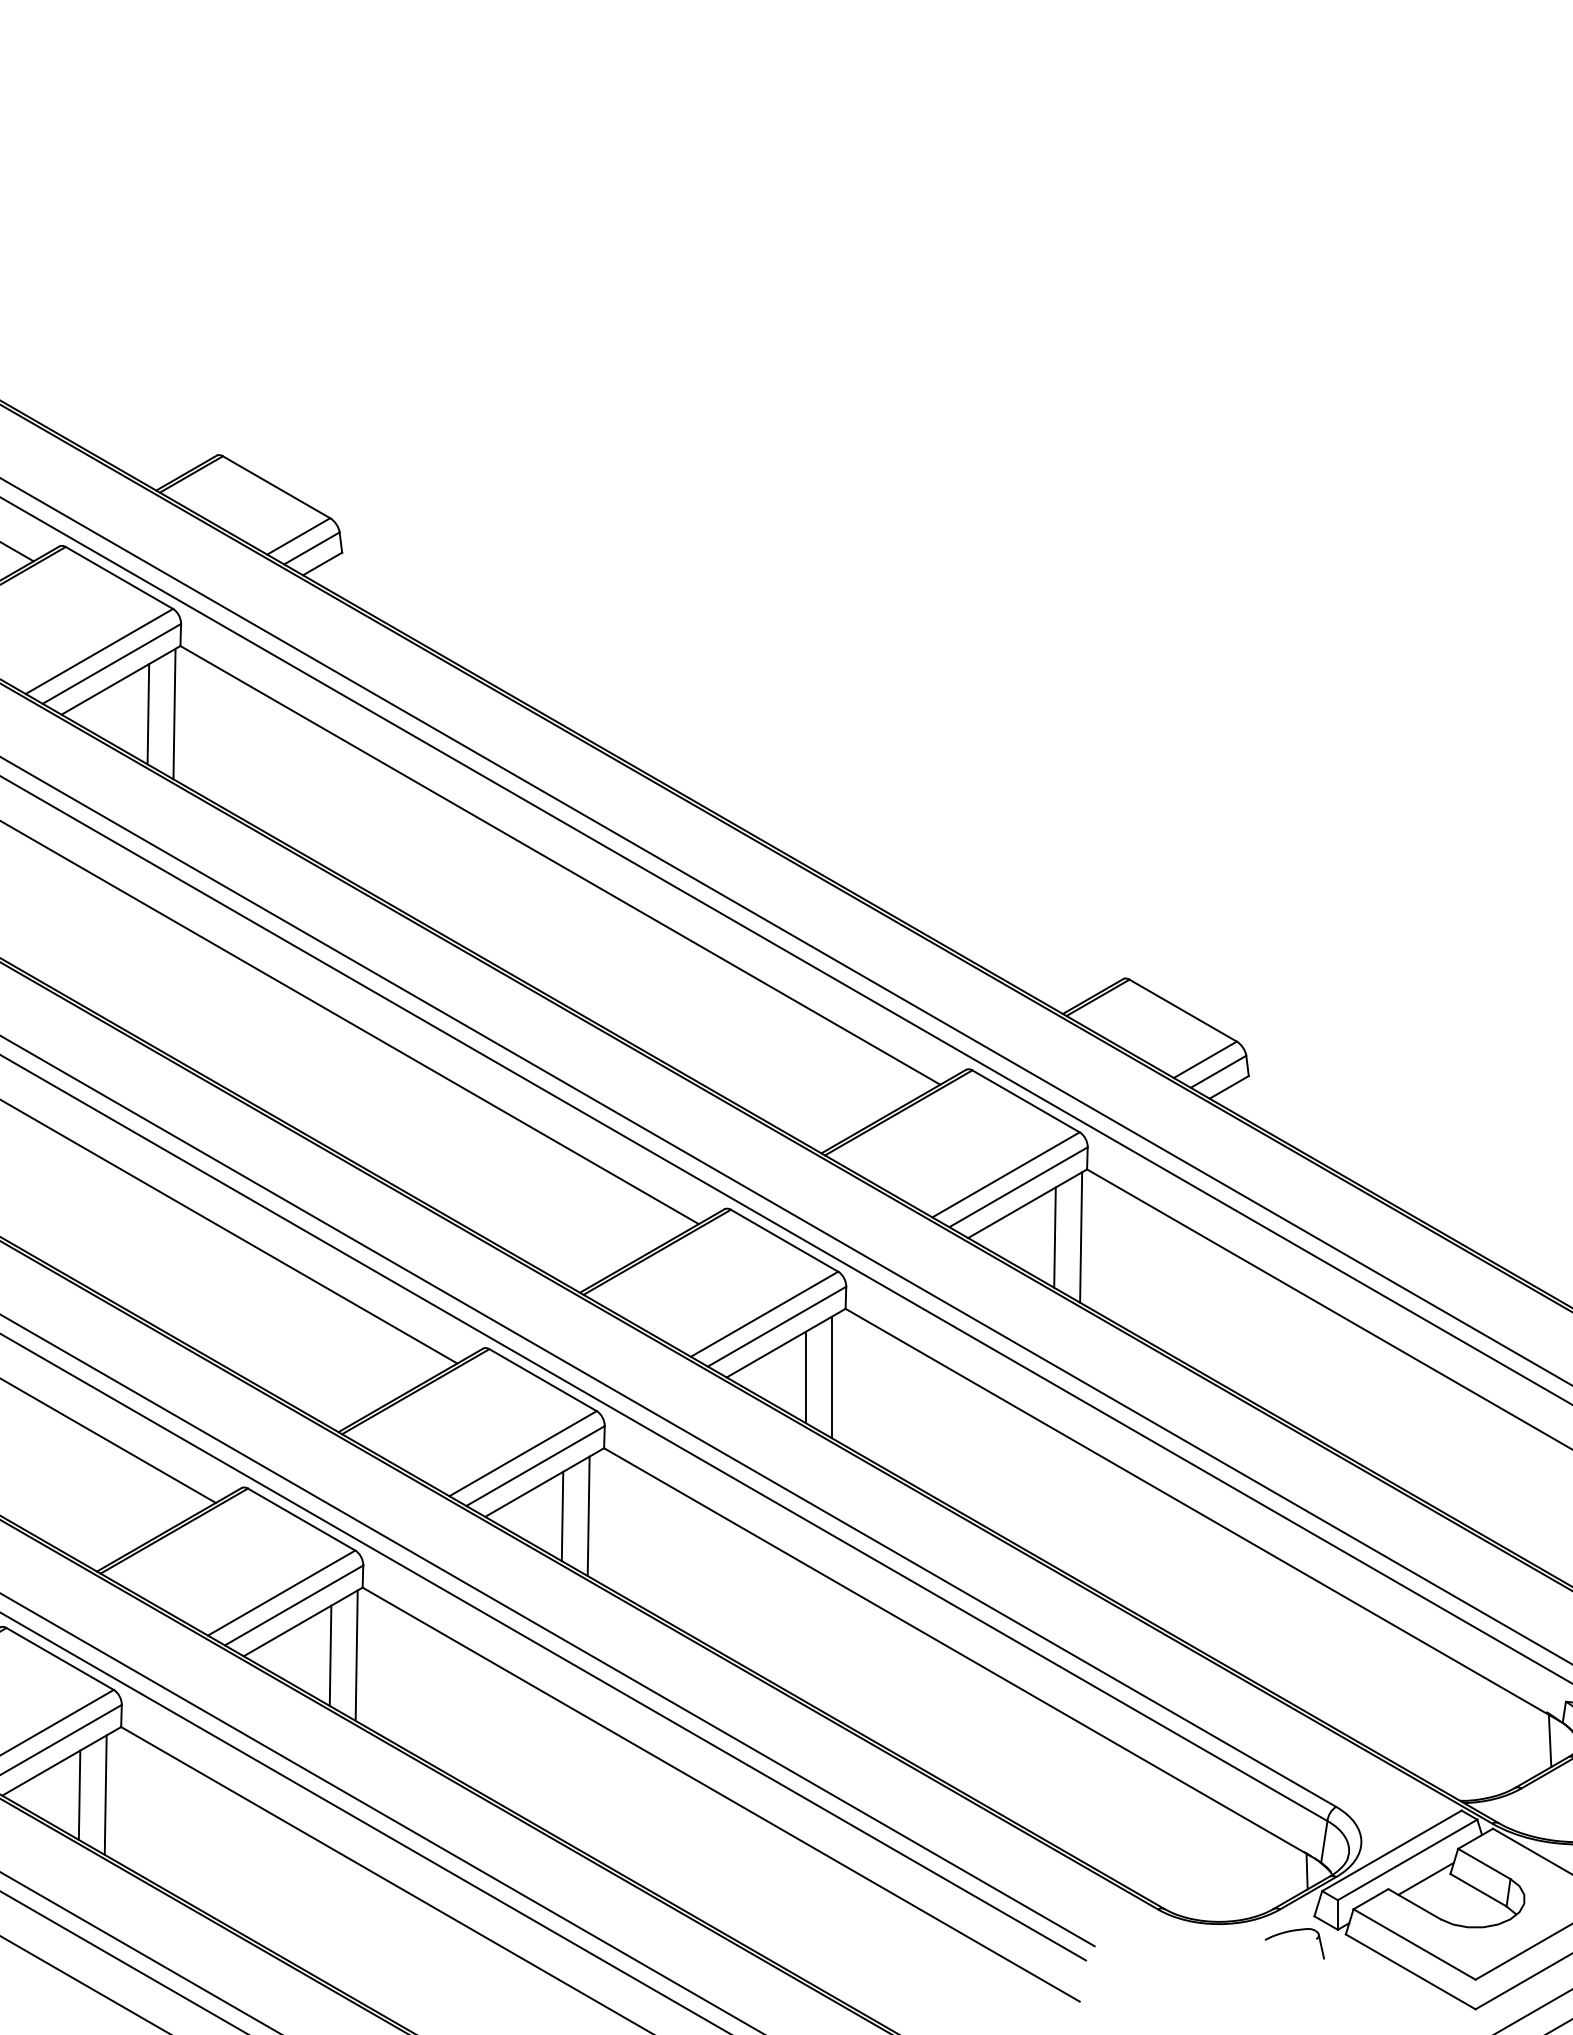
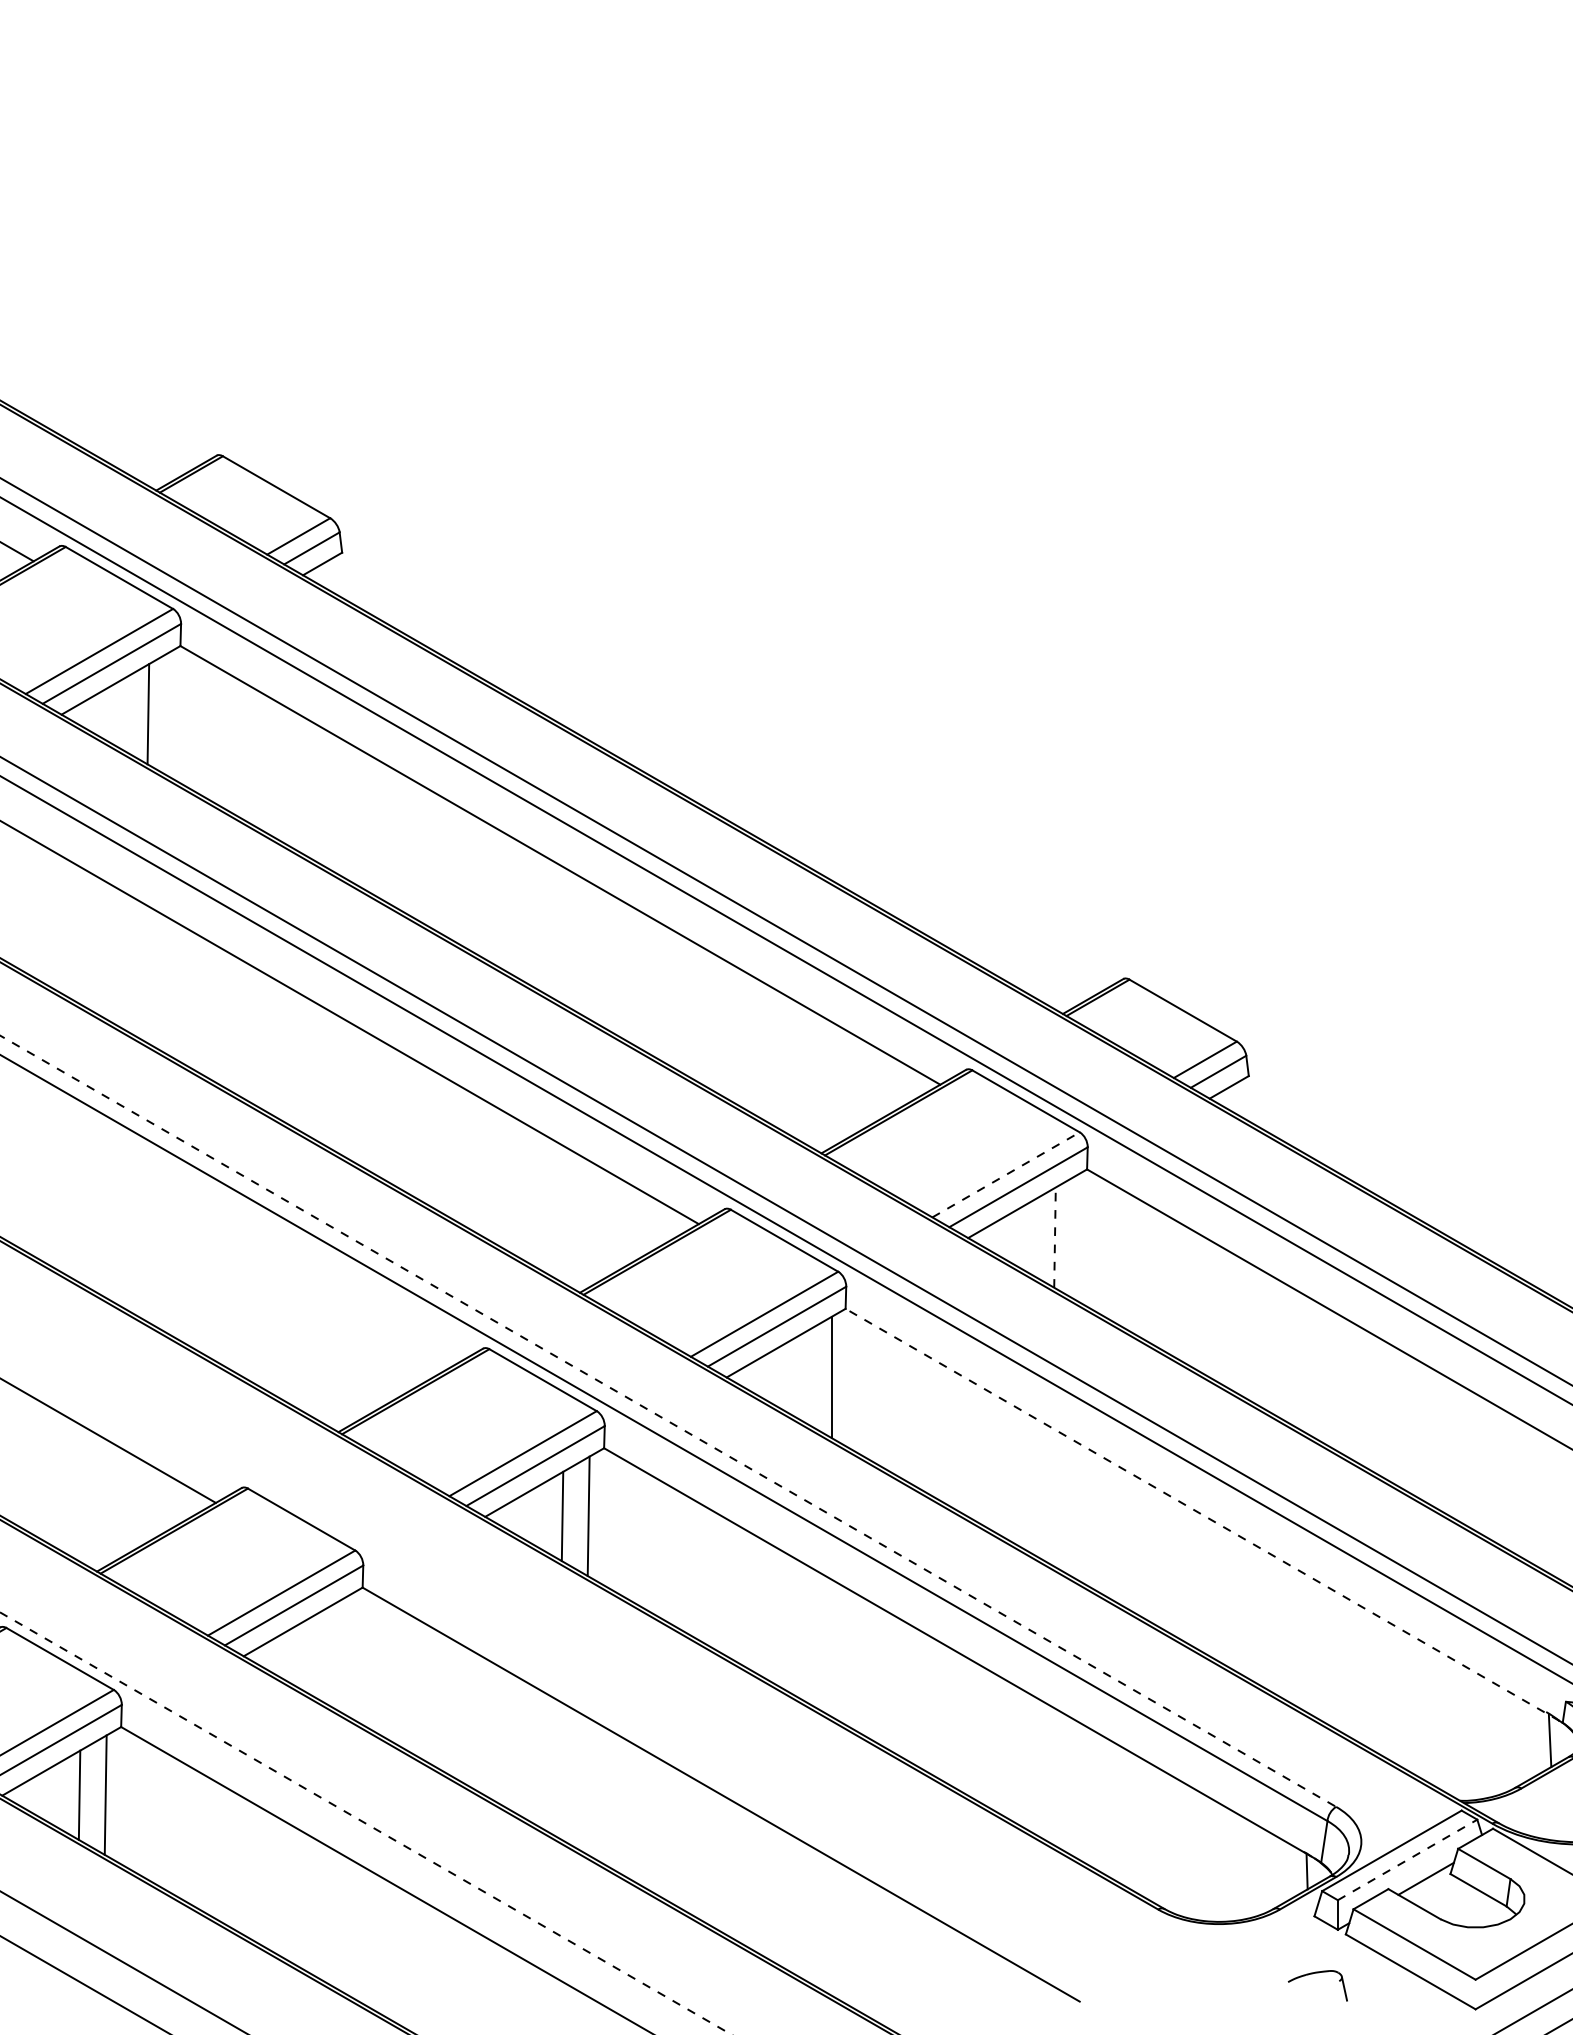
line: present -> none (174, 713)
line: solid -> dashed (1006, 1174)
line: present -> none (229, 1231)
line: solid -> dashed (1055, 1237)
line: present -> none (1081, 1237)
line: present -> none (806, 1377)
line: solid -> dashed (668, 1421)
line: solid -> dashed (1202, 1514)
line: present -> none (548, 1630)
line: present -> none (544, 1647)
line: present -> none (330, 1655)
line: present -> none (356, 1655)
line: present -> none (380, 1812)
line: solid -> dashed (365, 1823)
line: solid -> dashed (1407, 1859)
part position: (1294, 1931) -> (1317, 1973) (1317, 1973)
line: present -> none (139, 1952)
